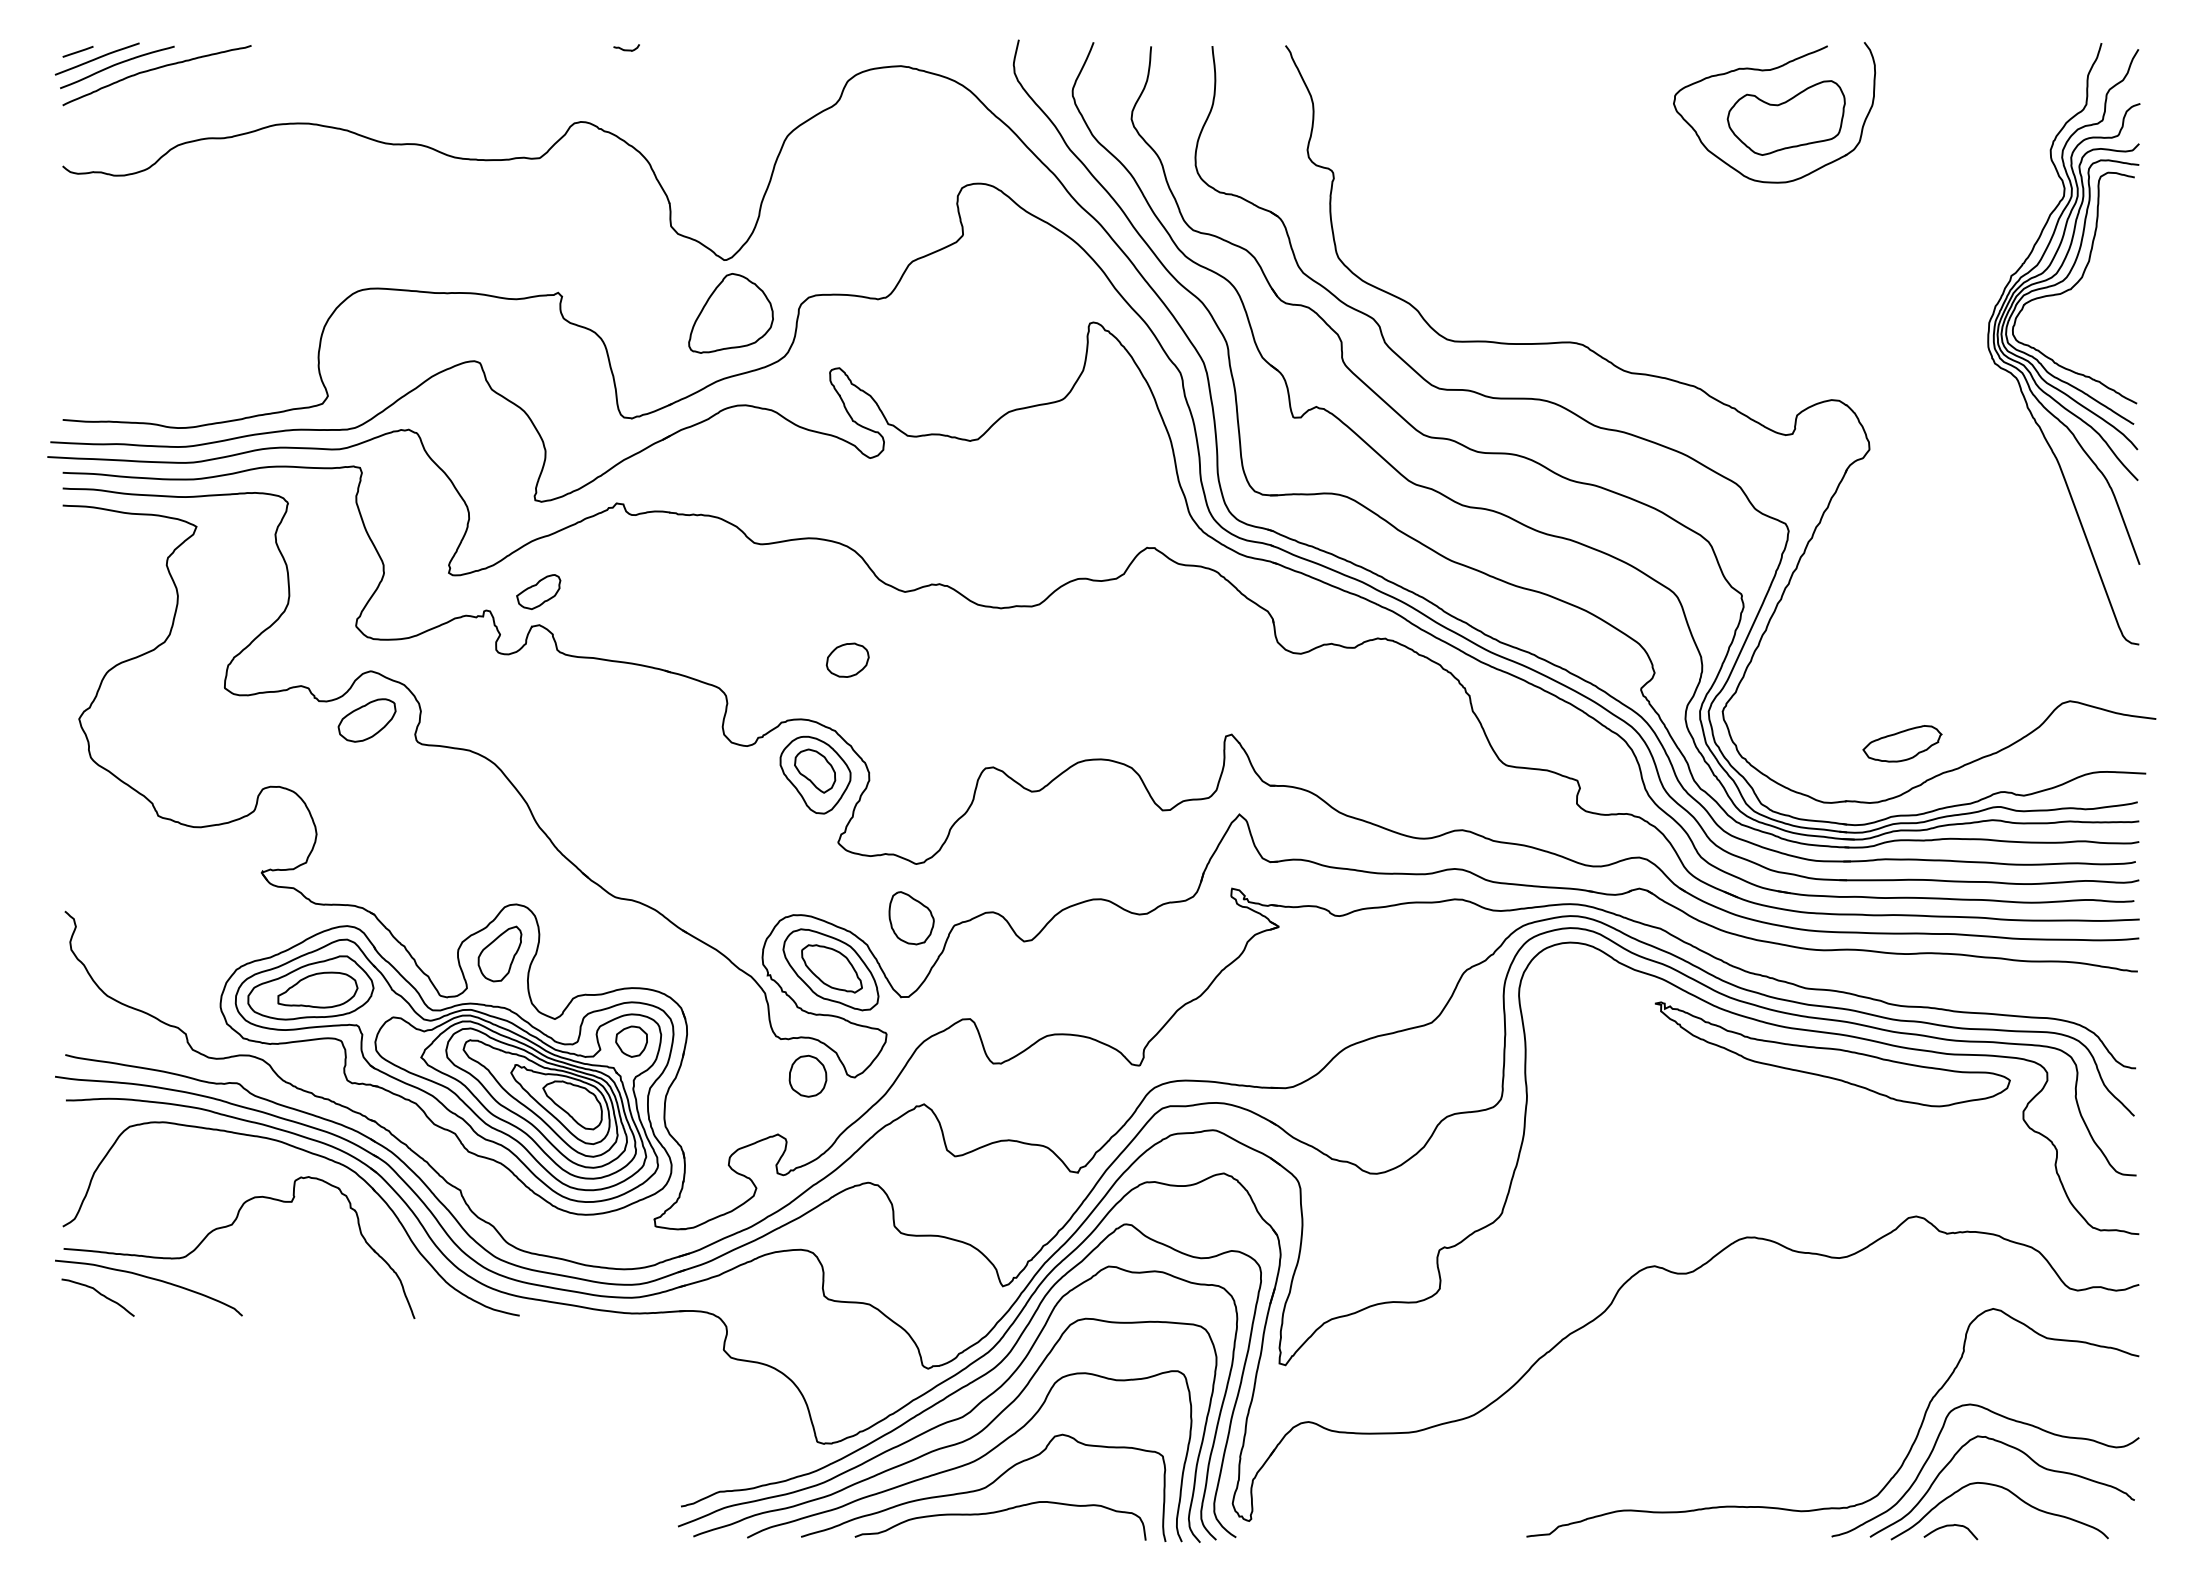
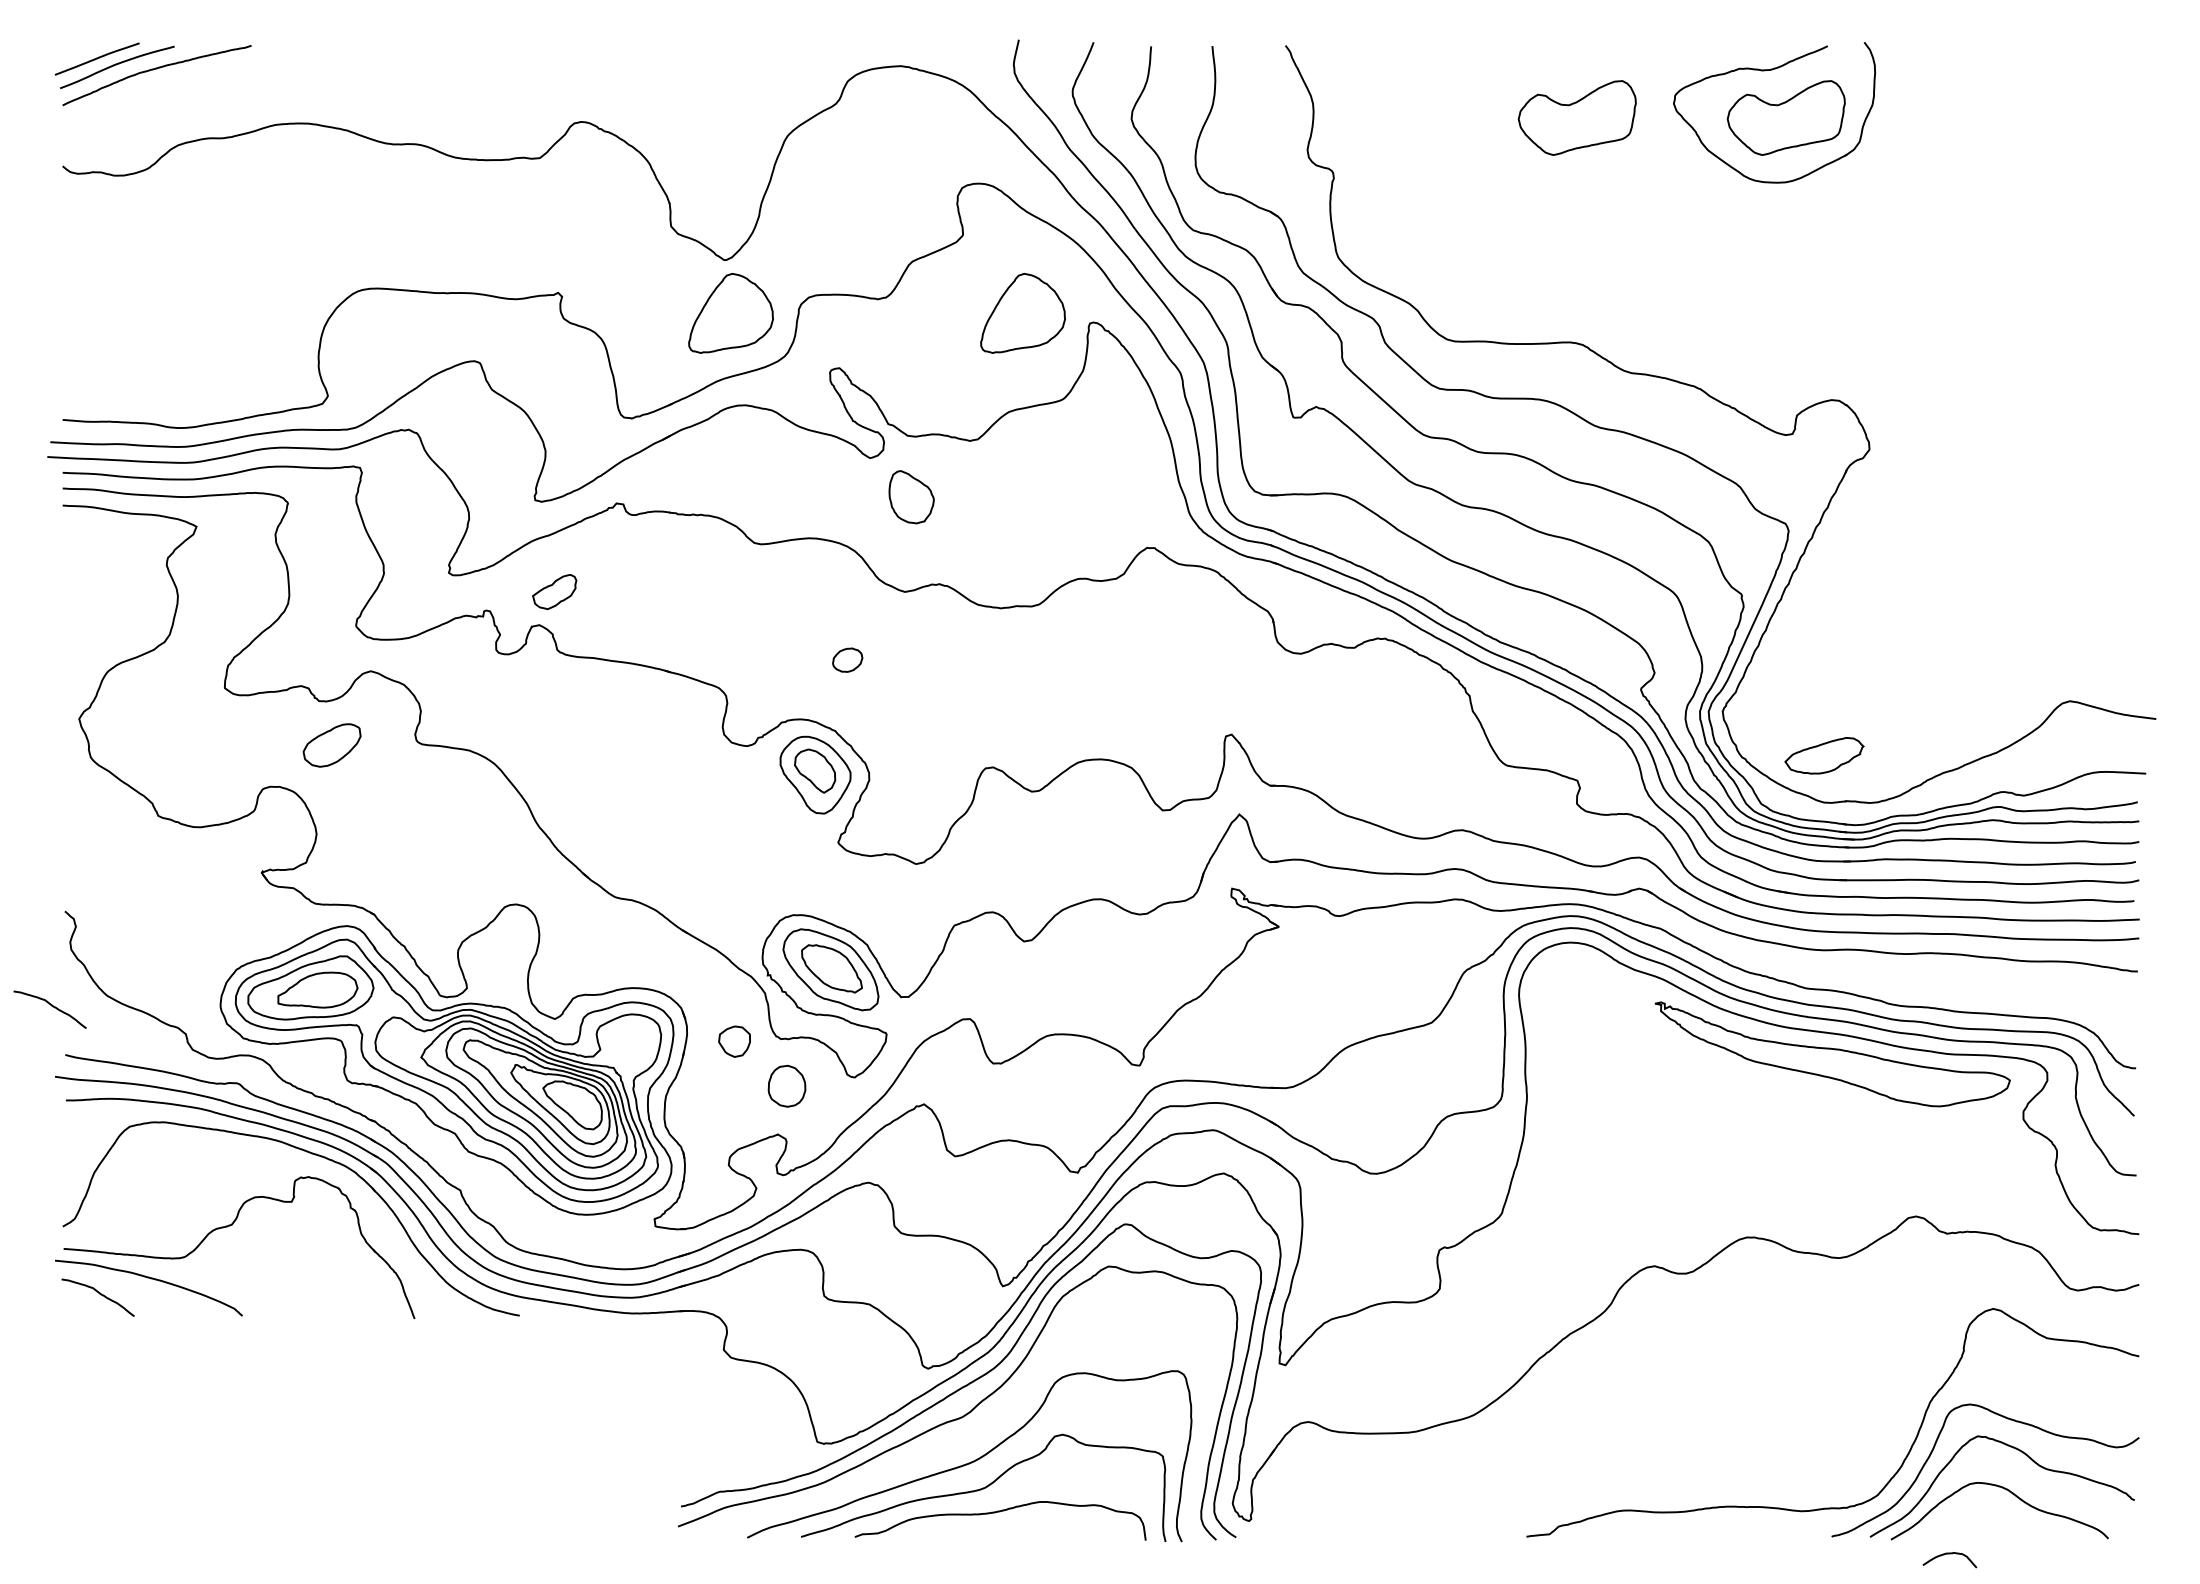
curve: present -> none (626, 49)
line: present -> none (77, 51)
part: none -> present (1576, 117)
part: none -> present (1022, 313)
part: present -> none (2053, 359)
part position: (538, 591) -> (554, 591) (554, 591)
part size: 45x36 px -> 32x26 px (847, 659)
part position: (366, 720) -> (331, 745) (331, 745)
part position: (1902, 743) -> (1824, 755) (1824, 755)
part position: (911, 918) -> (911, 497) (911, 497)
part: present -> none (499, 953)
curve: none -> present (51, 1006)
part position: (631, 1041) -> (734, 1041) (734, 1041)
part position: (807, 1075) -> (786, 1085) (786, 1085)
curve: present -> none (960, 1441)
curve position: (1950, 1526) -> (1949, 1554) (1949, 1554)
